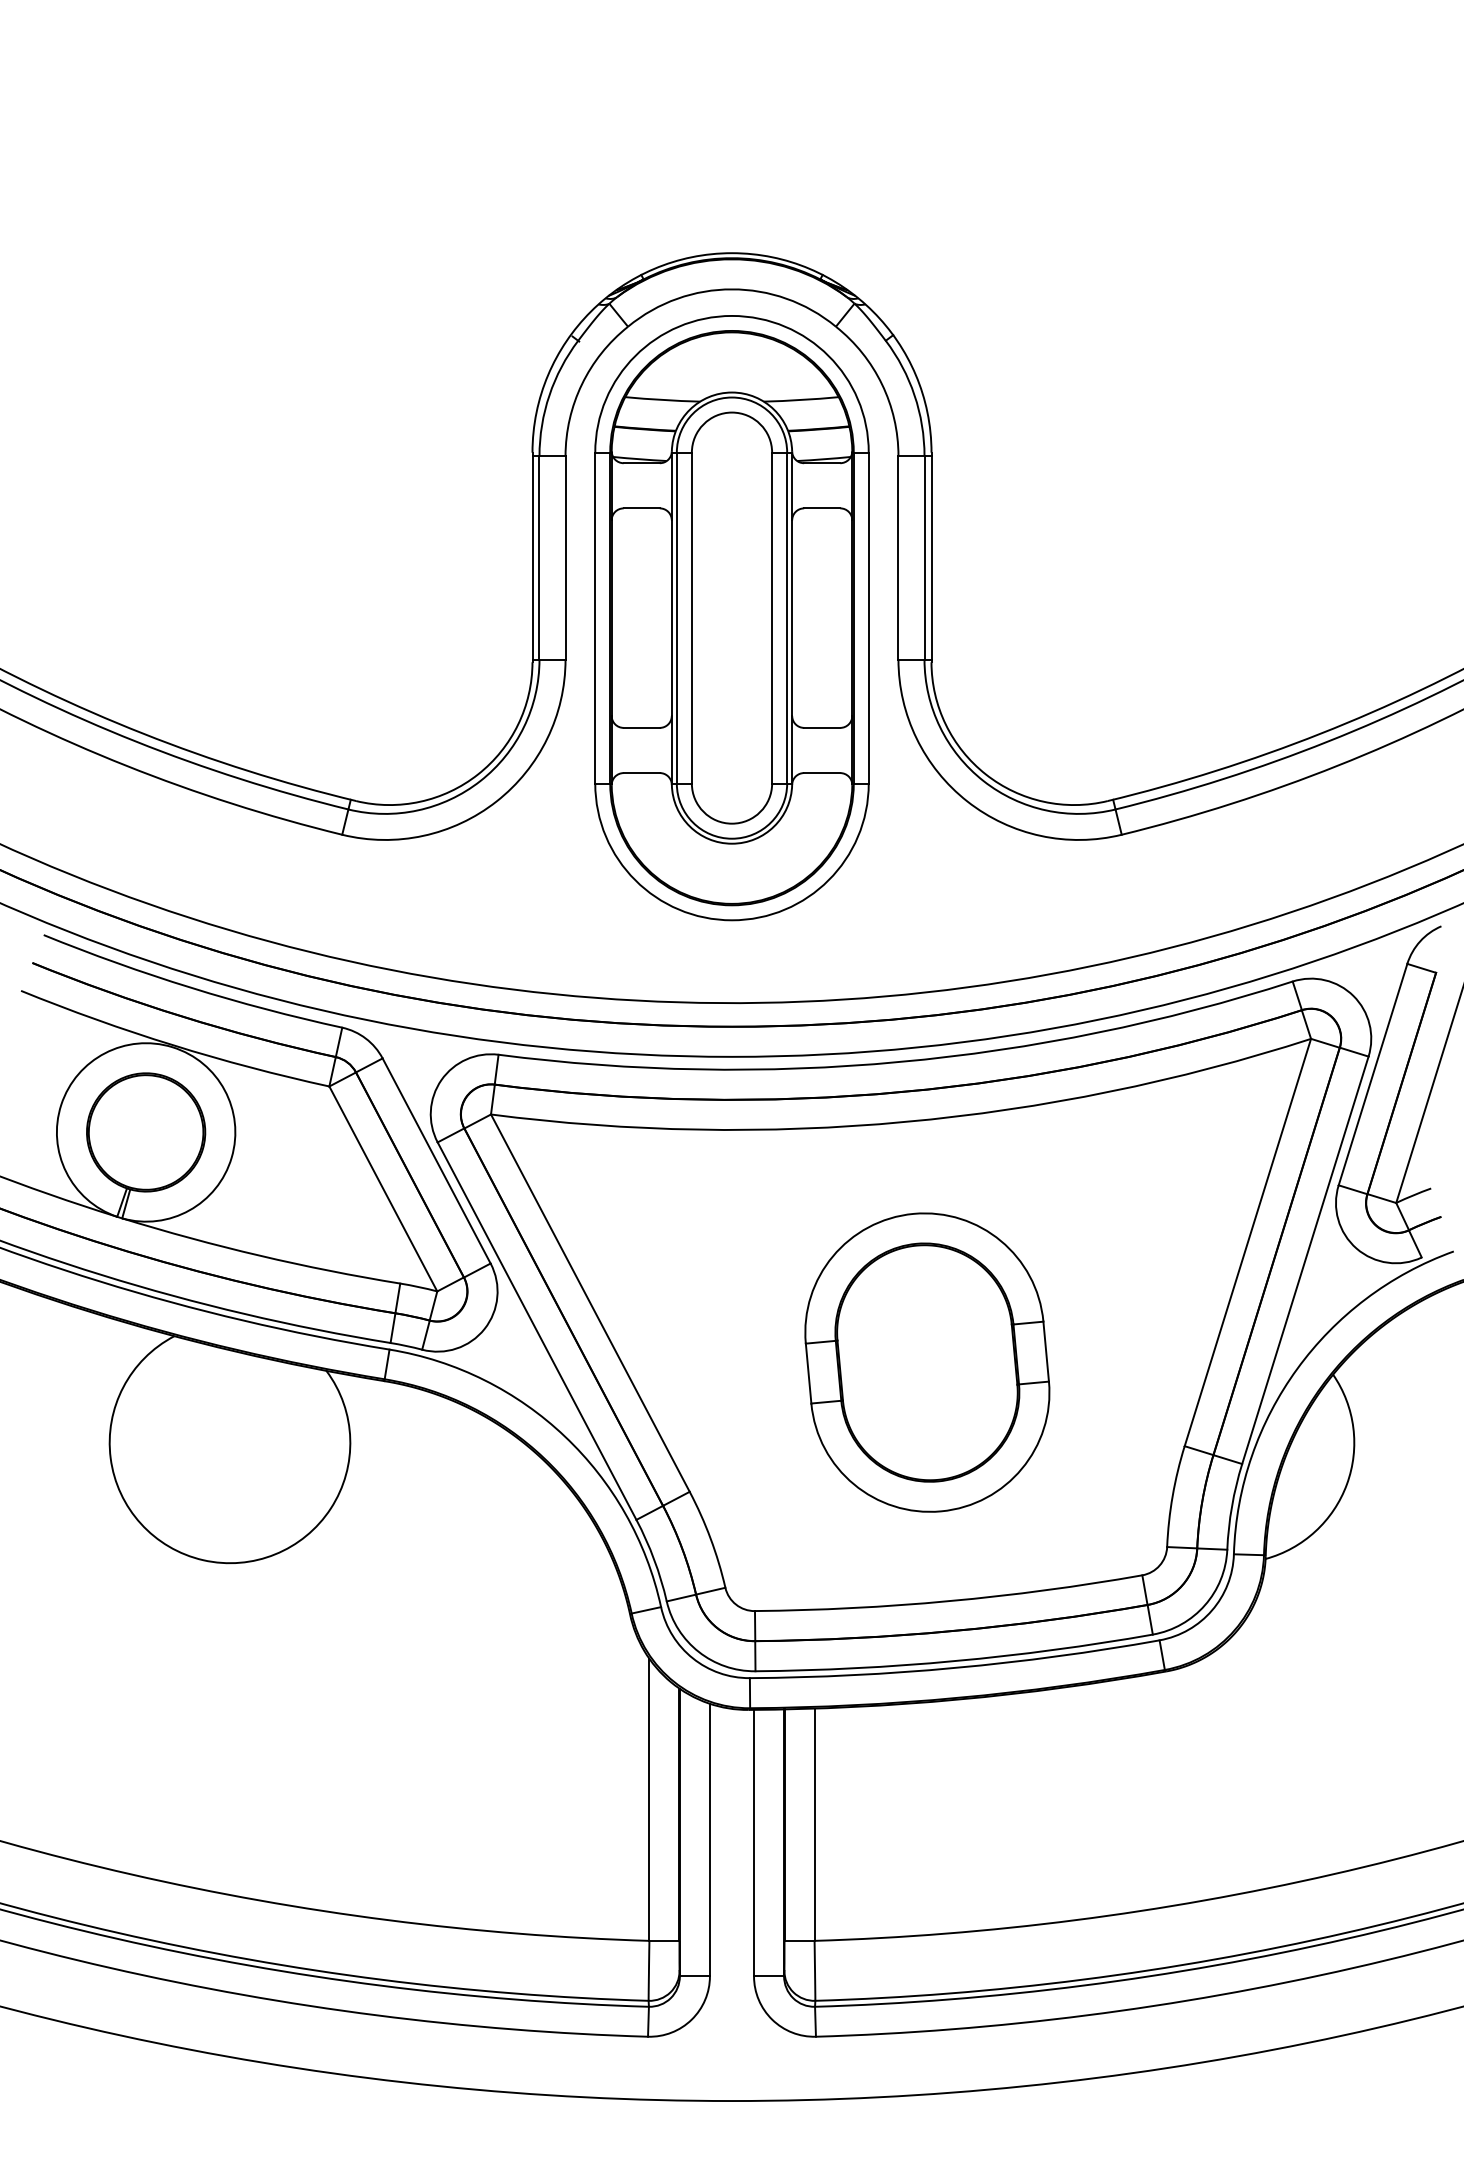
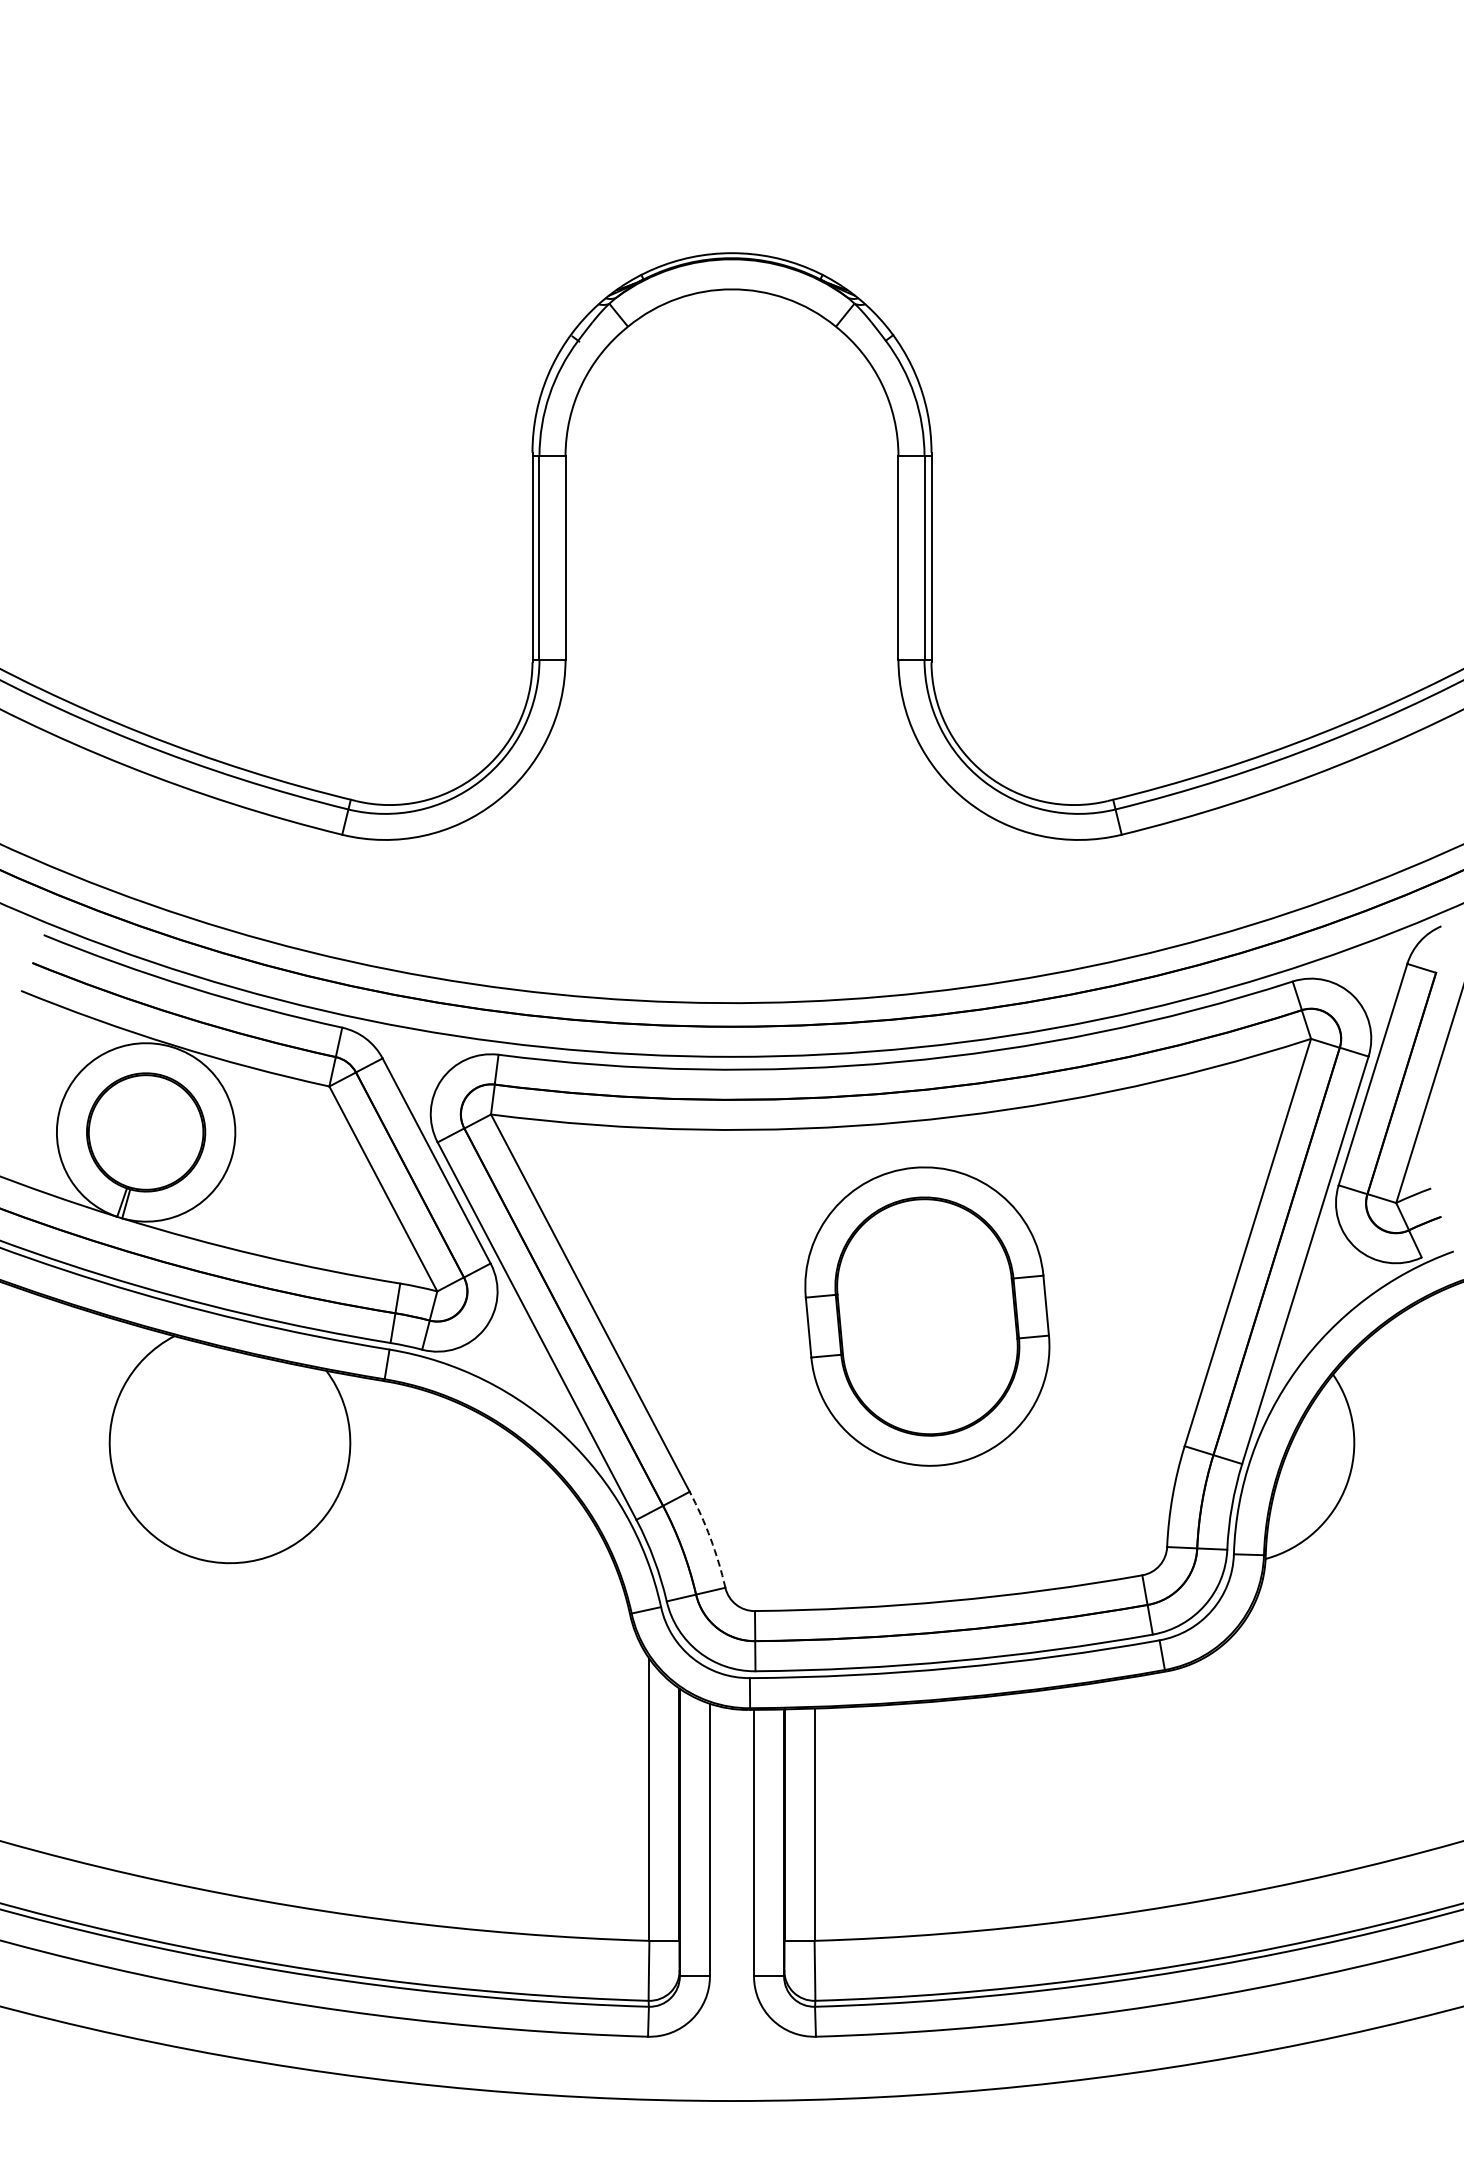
part: present -> none (731, 618)
part position: (927, 1362) -> (927, 1316) (927, 1316)
arc: solid -> dashed (710, 1538)
